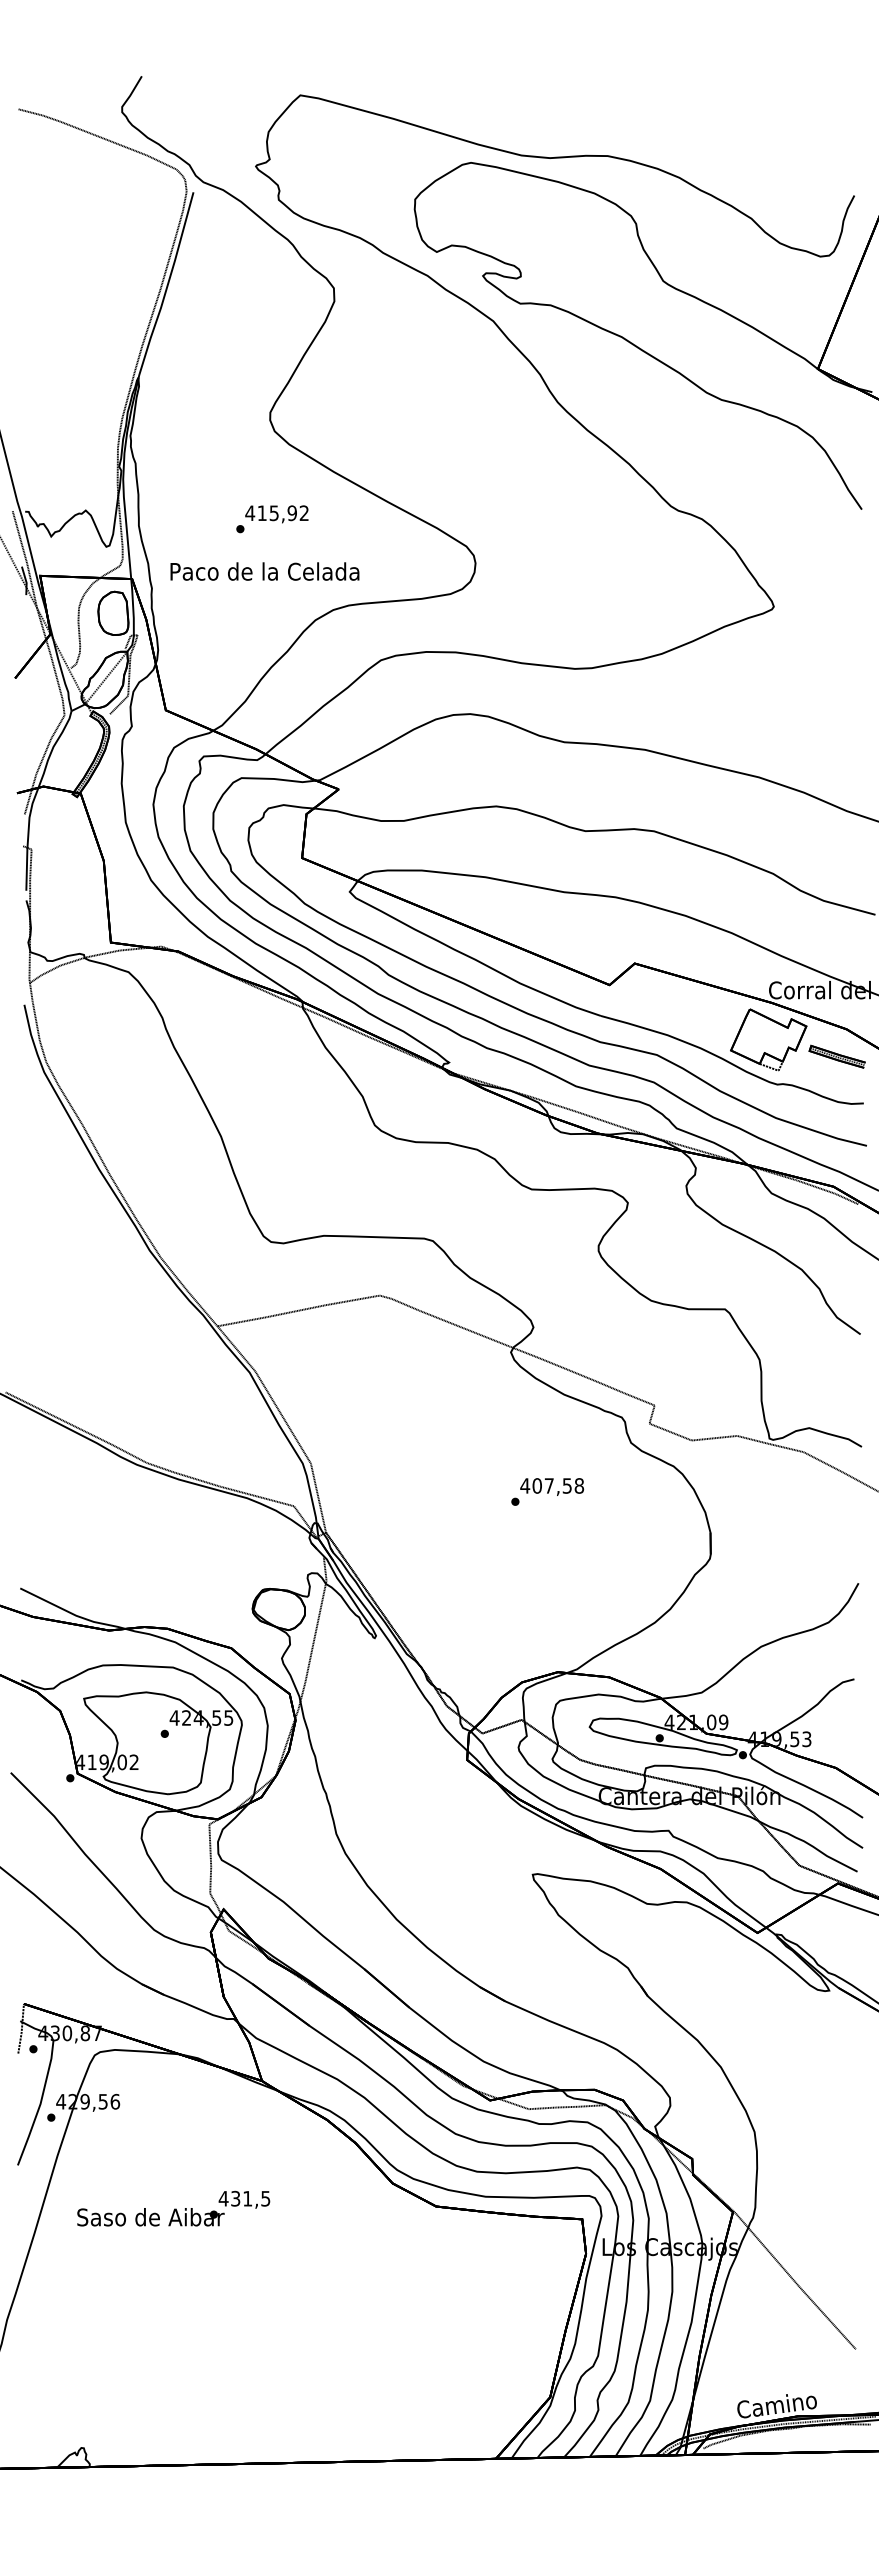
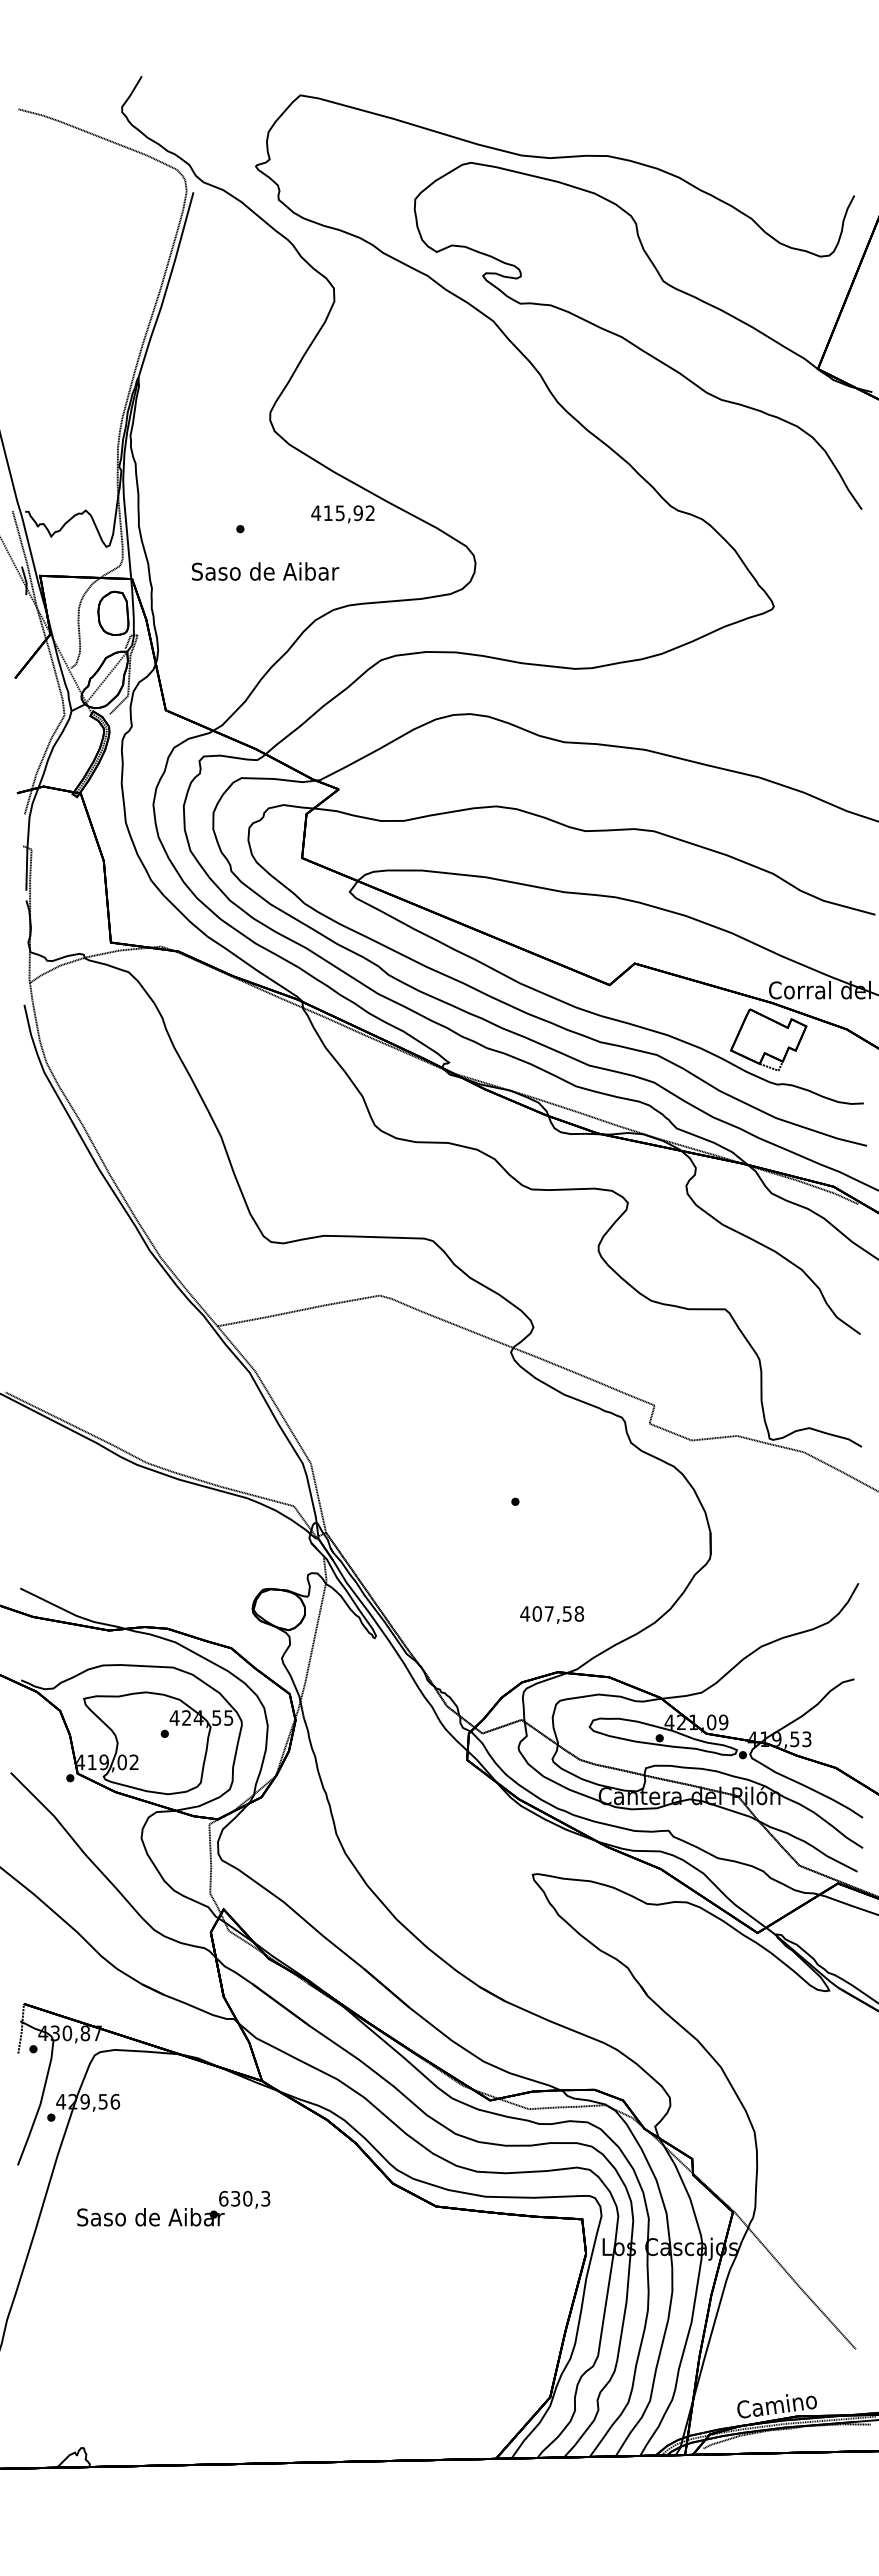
text position: (276, 514) -> (342, 514) (342, 514)
text: Paco de la Celada -> Saso de Aibar (264, 571)
part: present -> none (836, 1056)
text position: (552, 1486) -> (552, 1614) (552, 1614)
text: 431,5 -> 630,3 (244, 2198)
